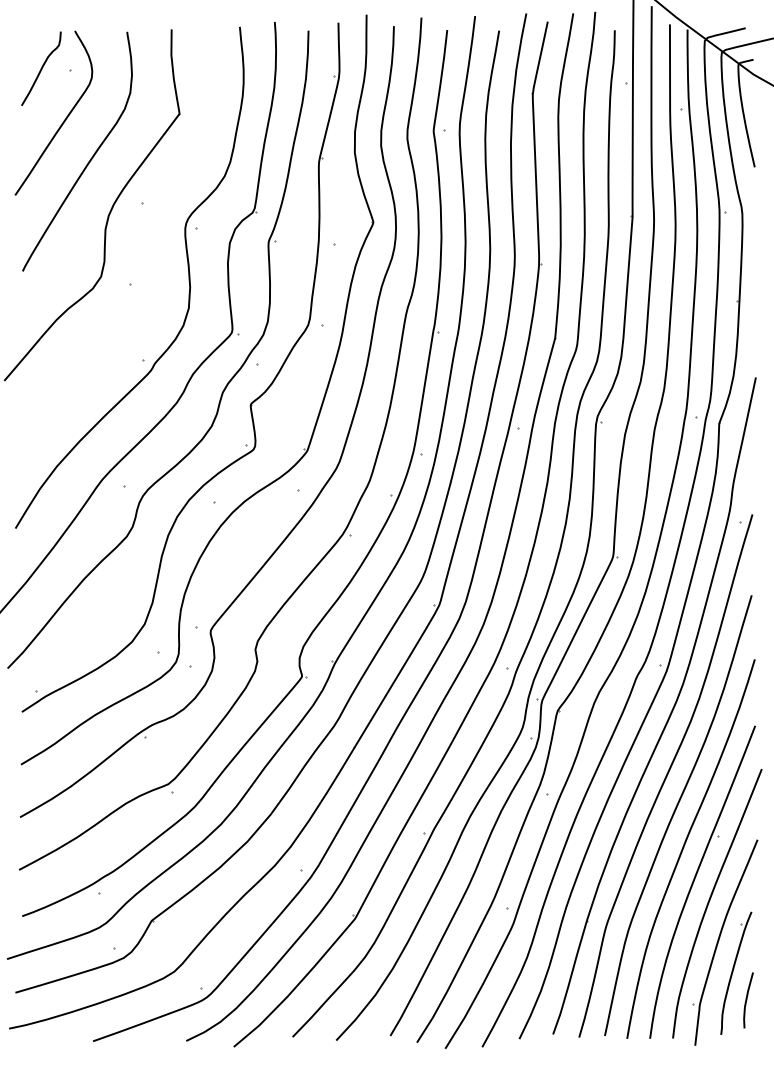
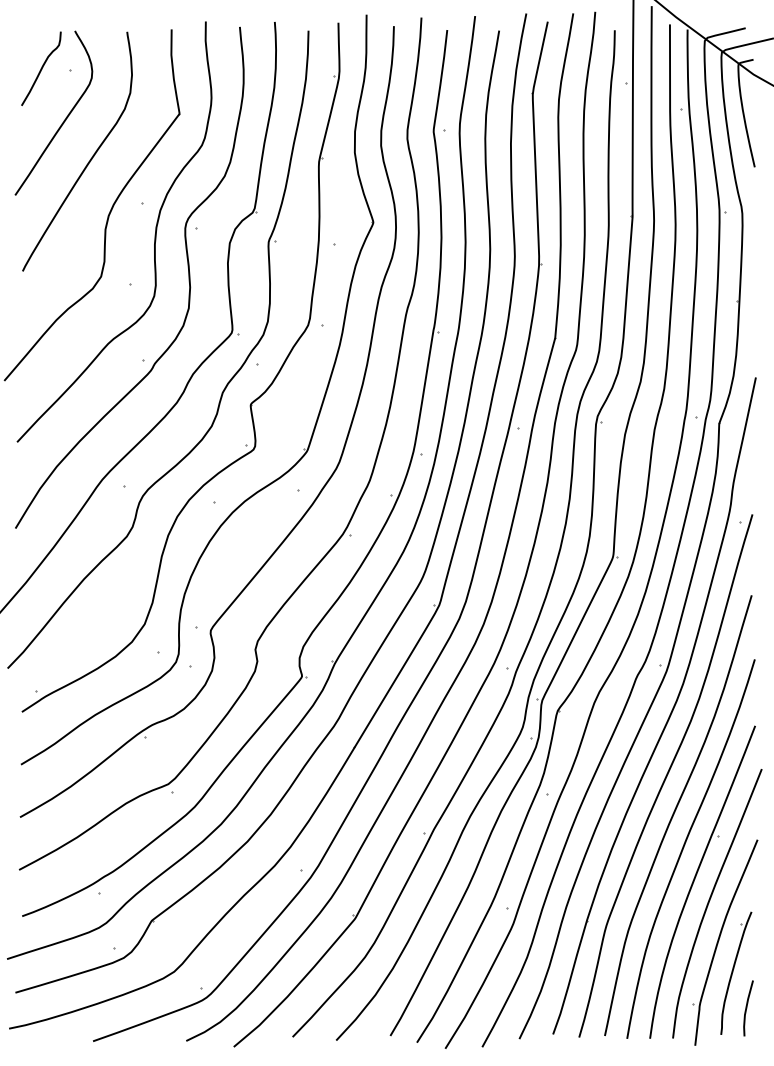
curve: none -> present (154, 234)
line position: (747, 1000) -> (747, 1008) (747, 1008)
